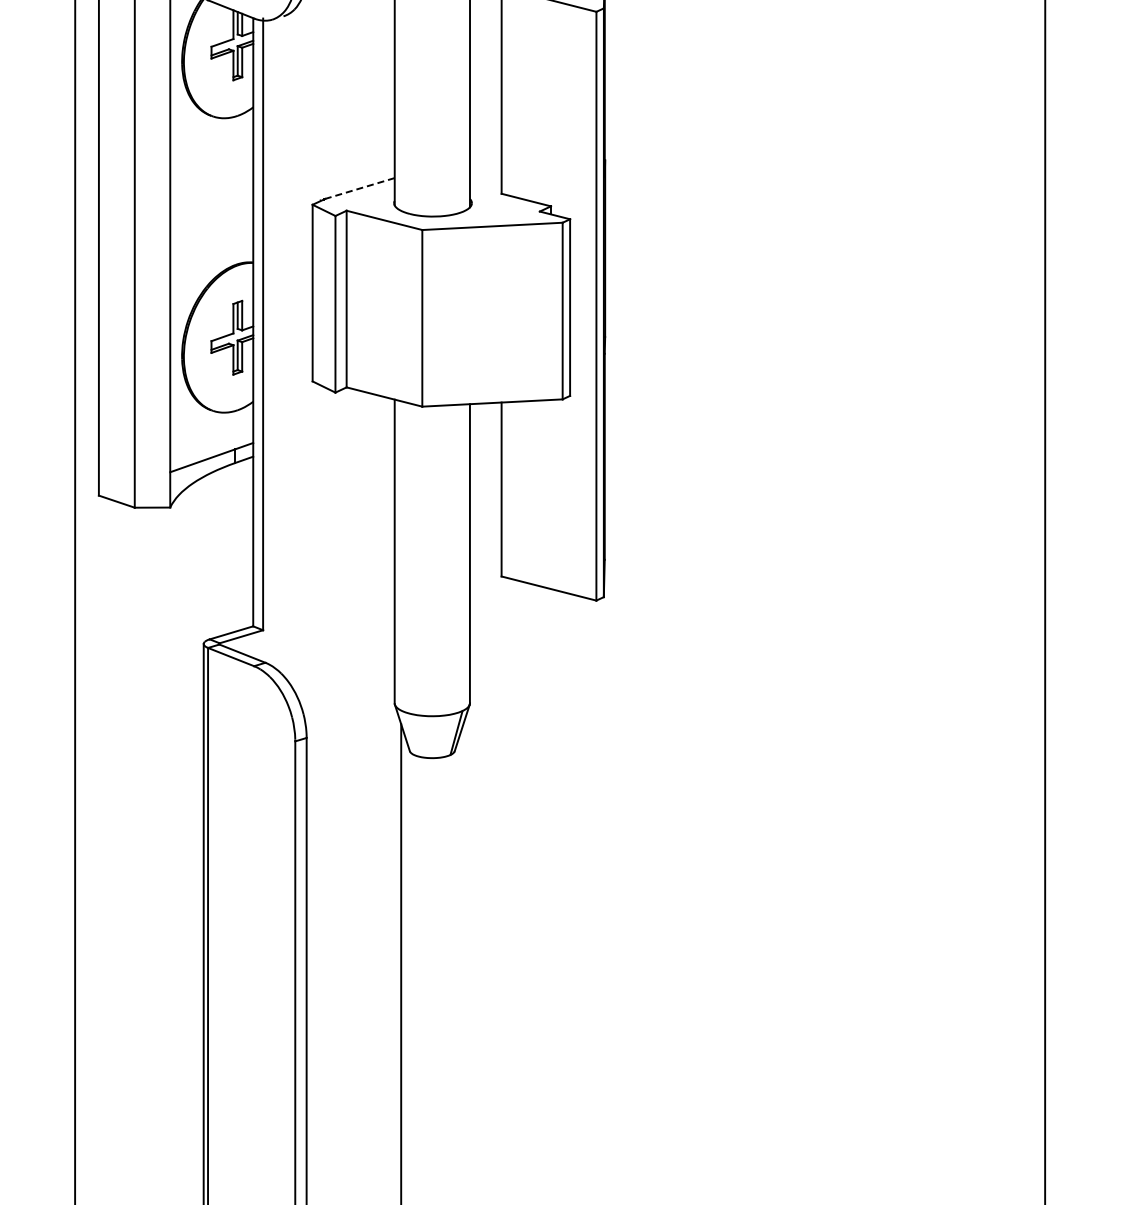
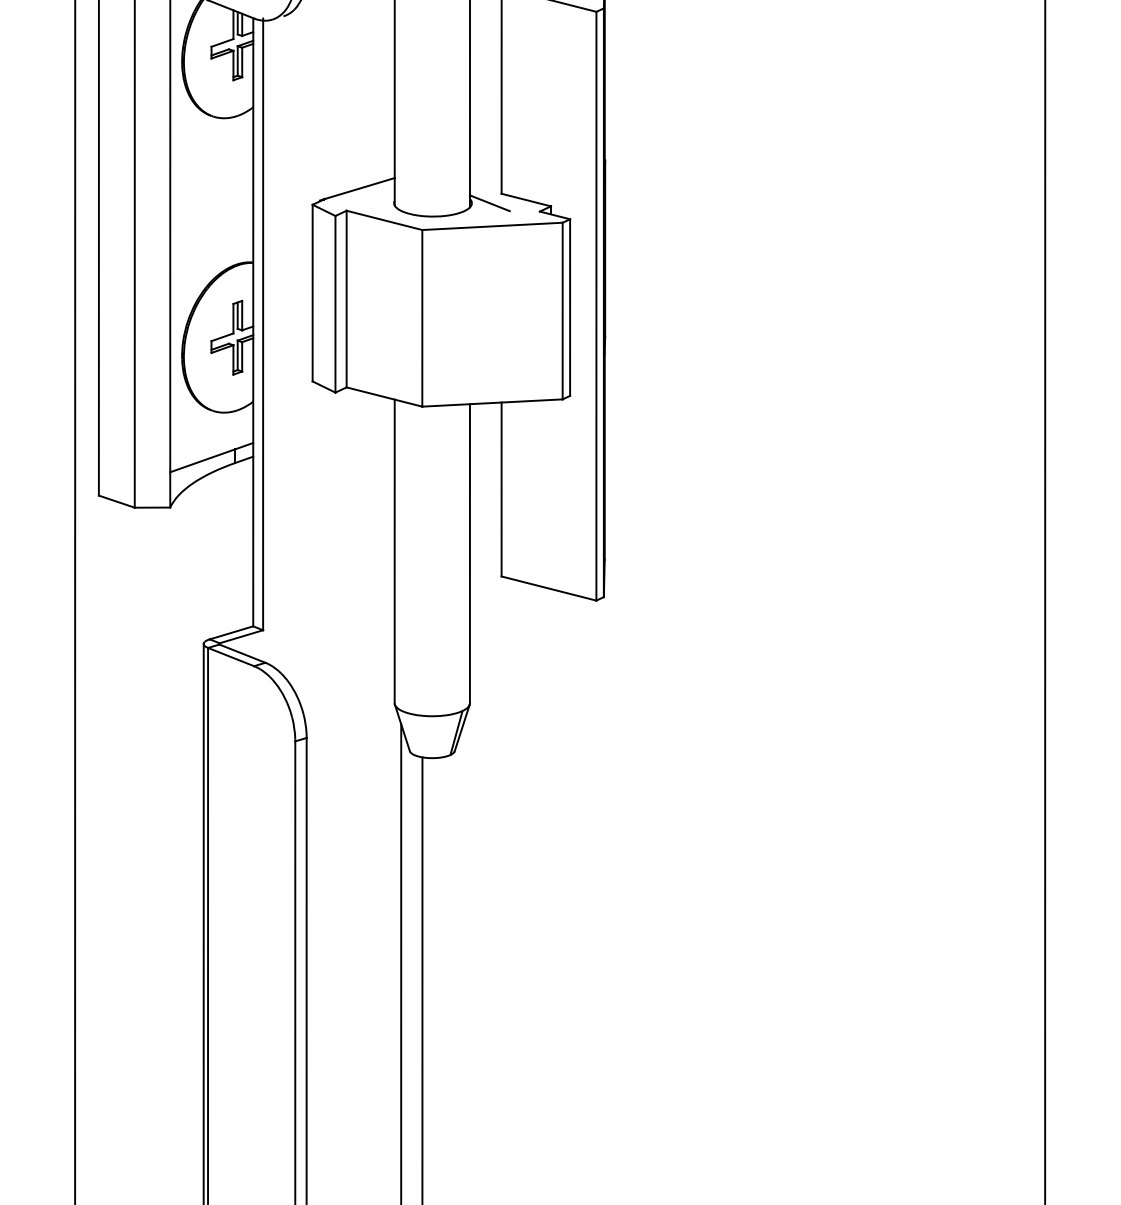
line: dashed -> solid (356, 189)
line: none -> present (489, 203)
line: none -> present (422, 979)
